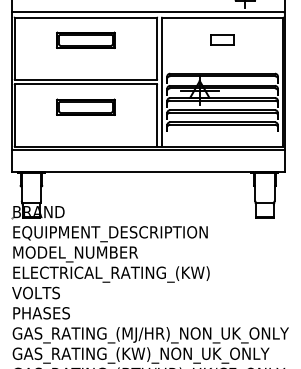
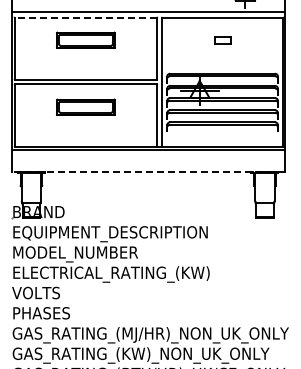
line: solid -> dashed (85, 17)
part size: 25x12 px -> 18x9 px (222, 40)
line: solid -> dashed (148, 171)
